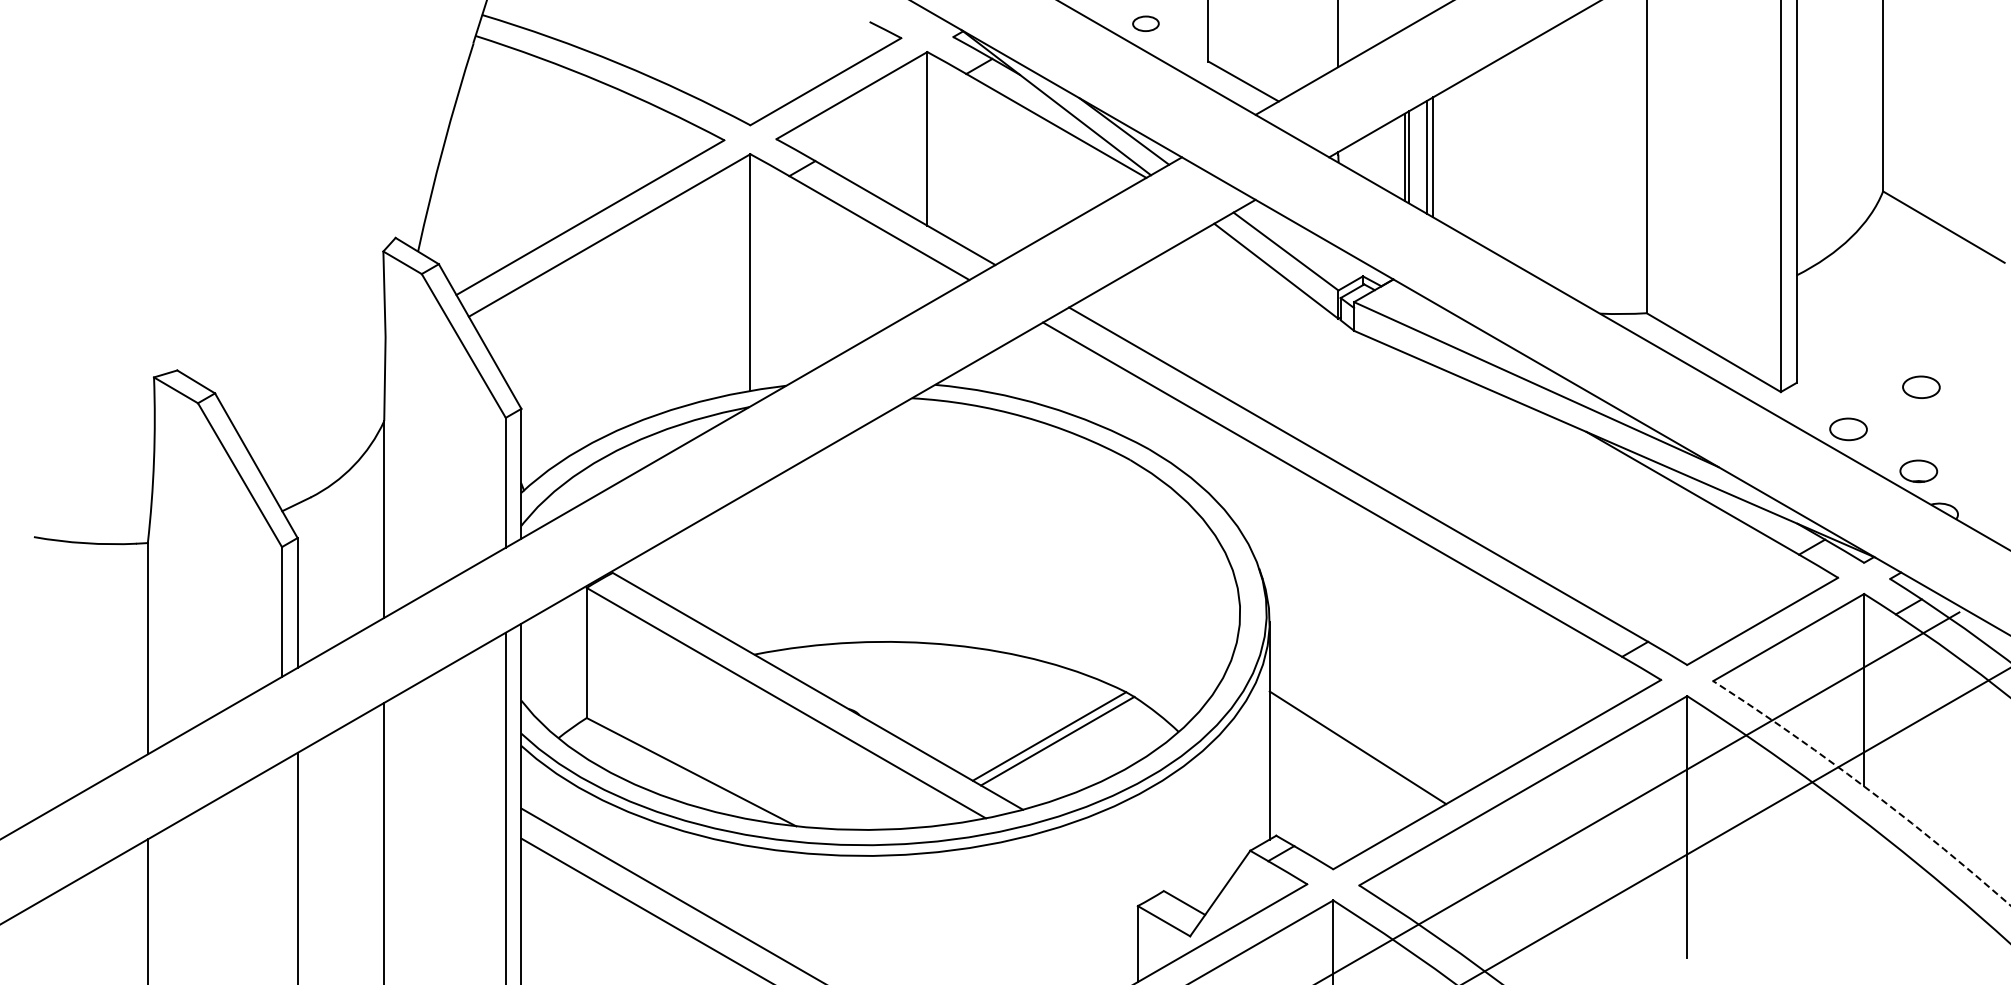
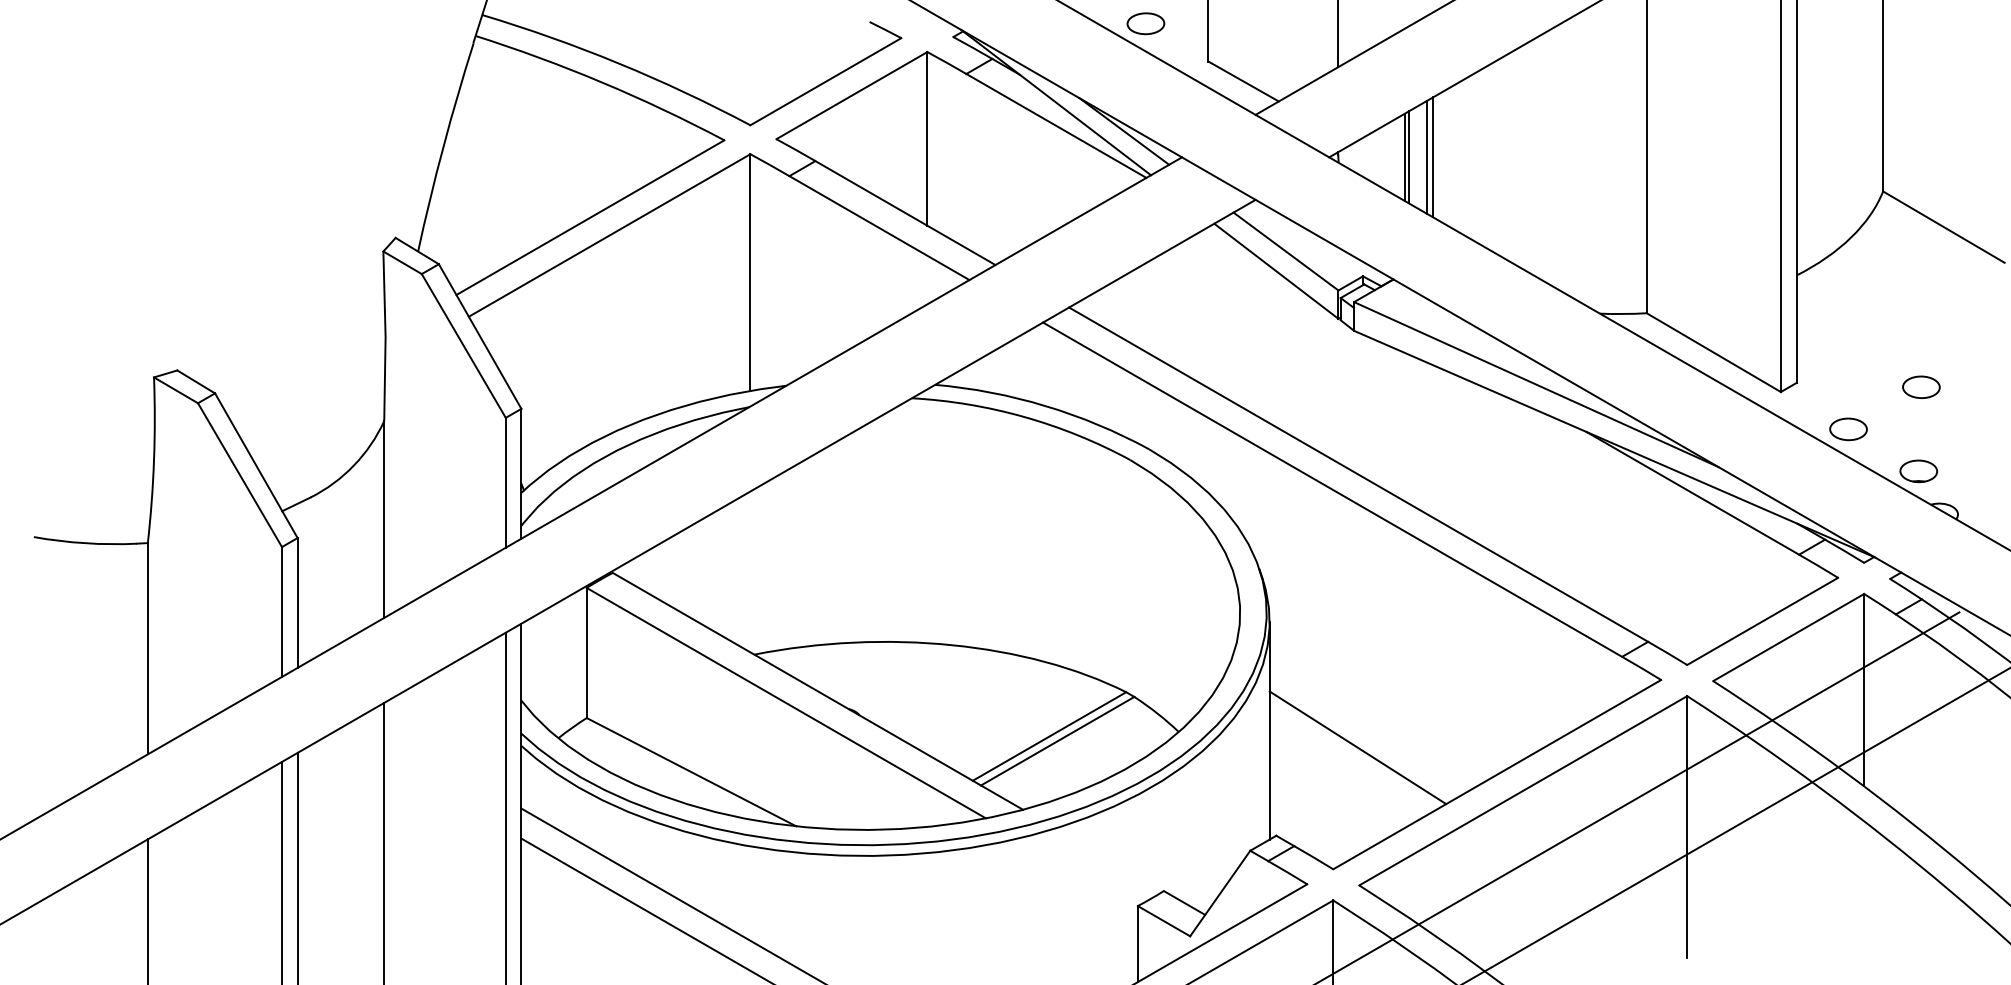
part size: 28x17 px -> 40x24 px (1145, 23)
arc: dashed -> solid (1866, 788)
line: none -> present (282, 871)
